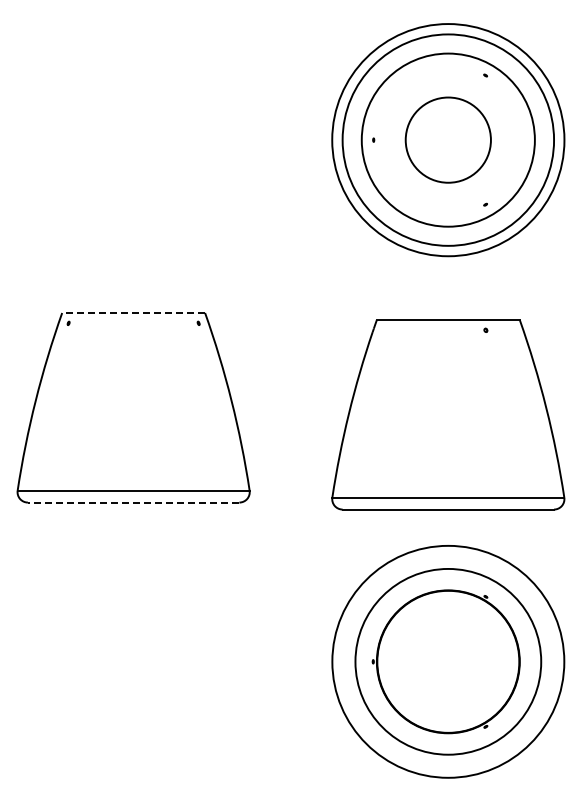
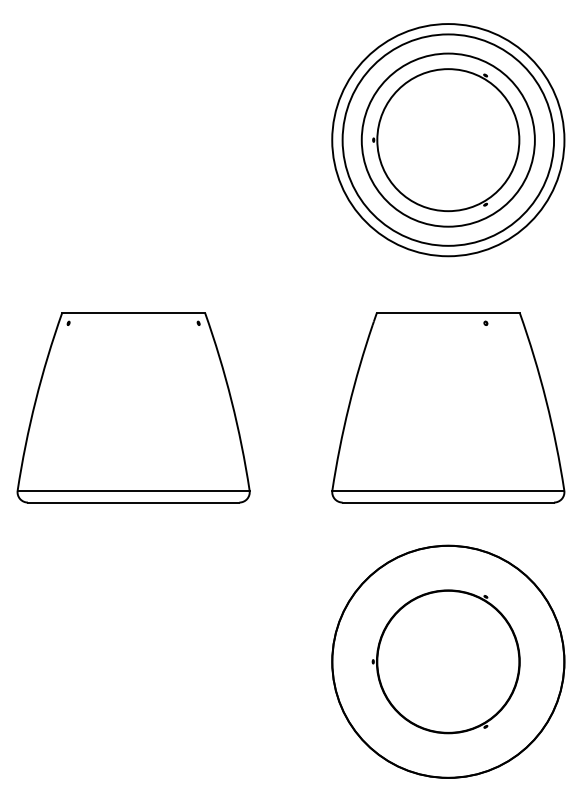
circle diameter: 85 px -> 142 px (448, 140)
line: dashed -> solid (133, 313)
part position: (448, 414) -> (448, 407) (448, 407)
line: dashed -> solid (133, 502)
circle diameter: 186 px -> 232 px (448, 661)
